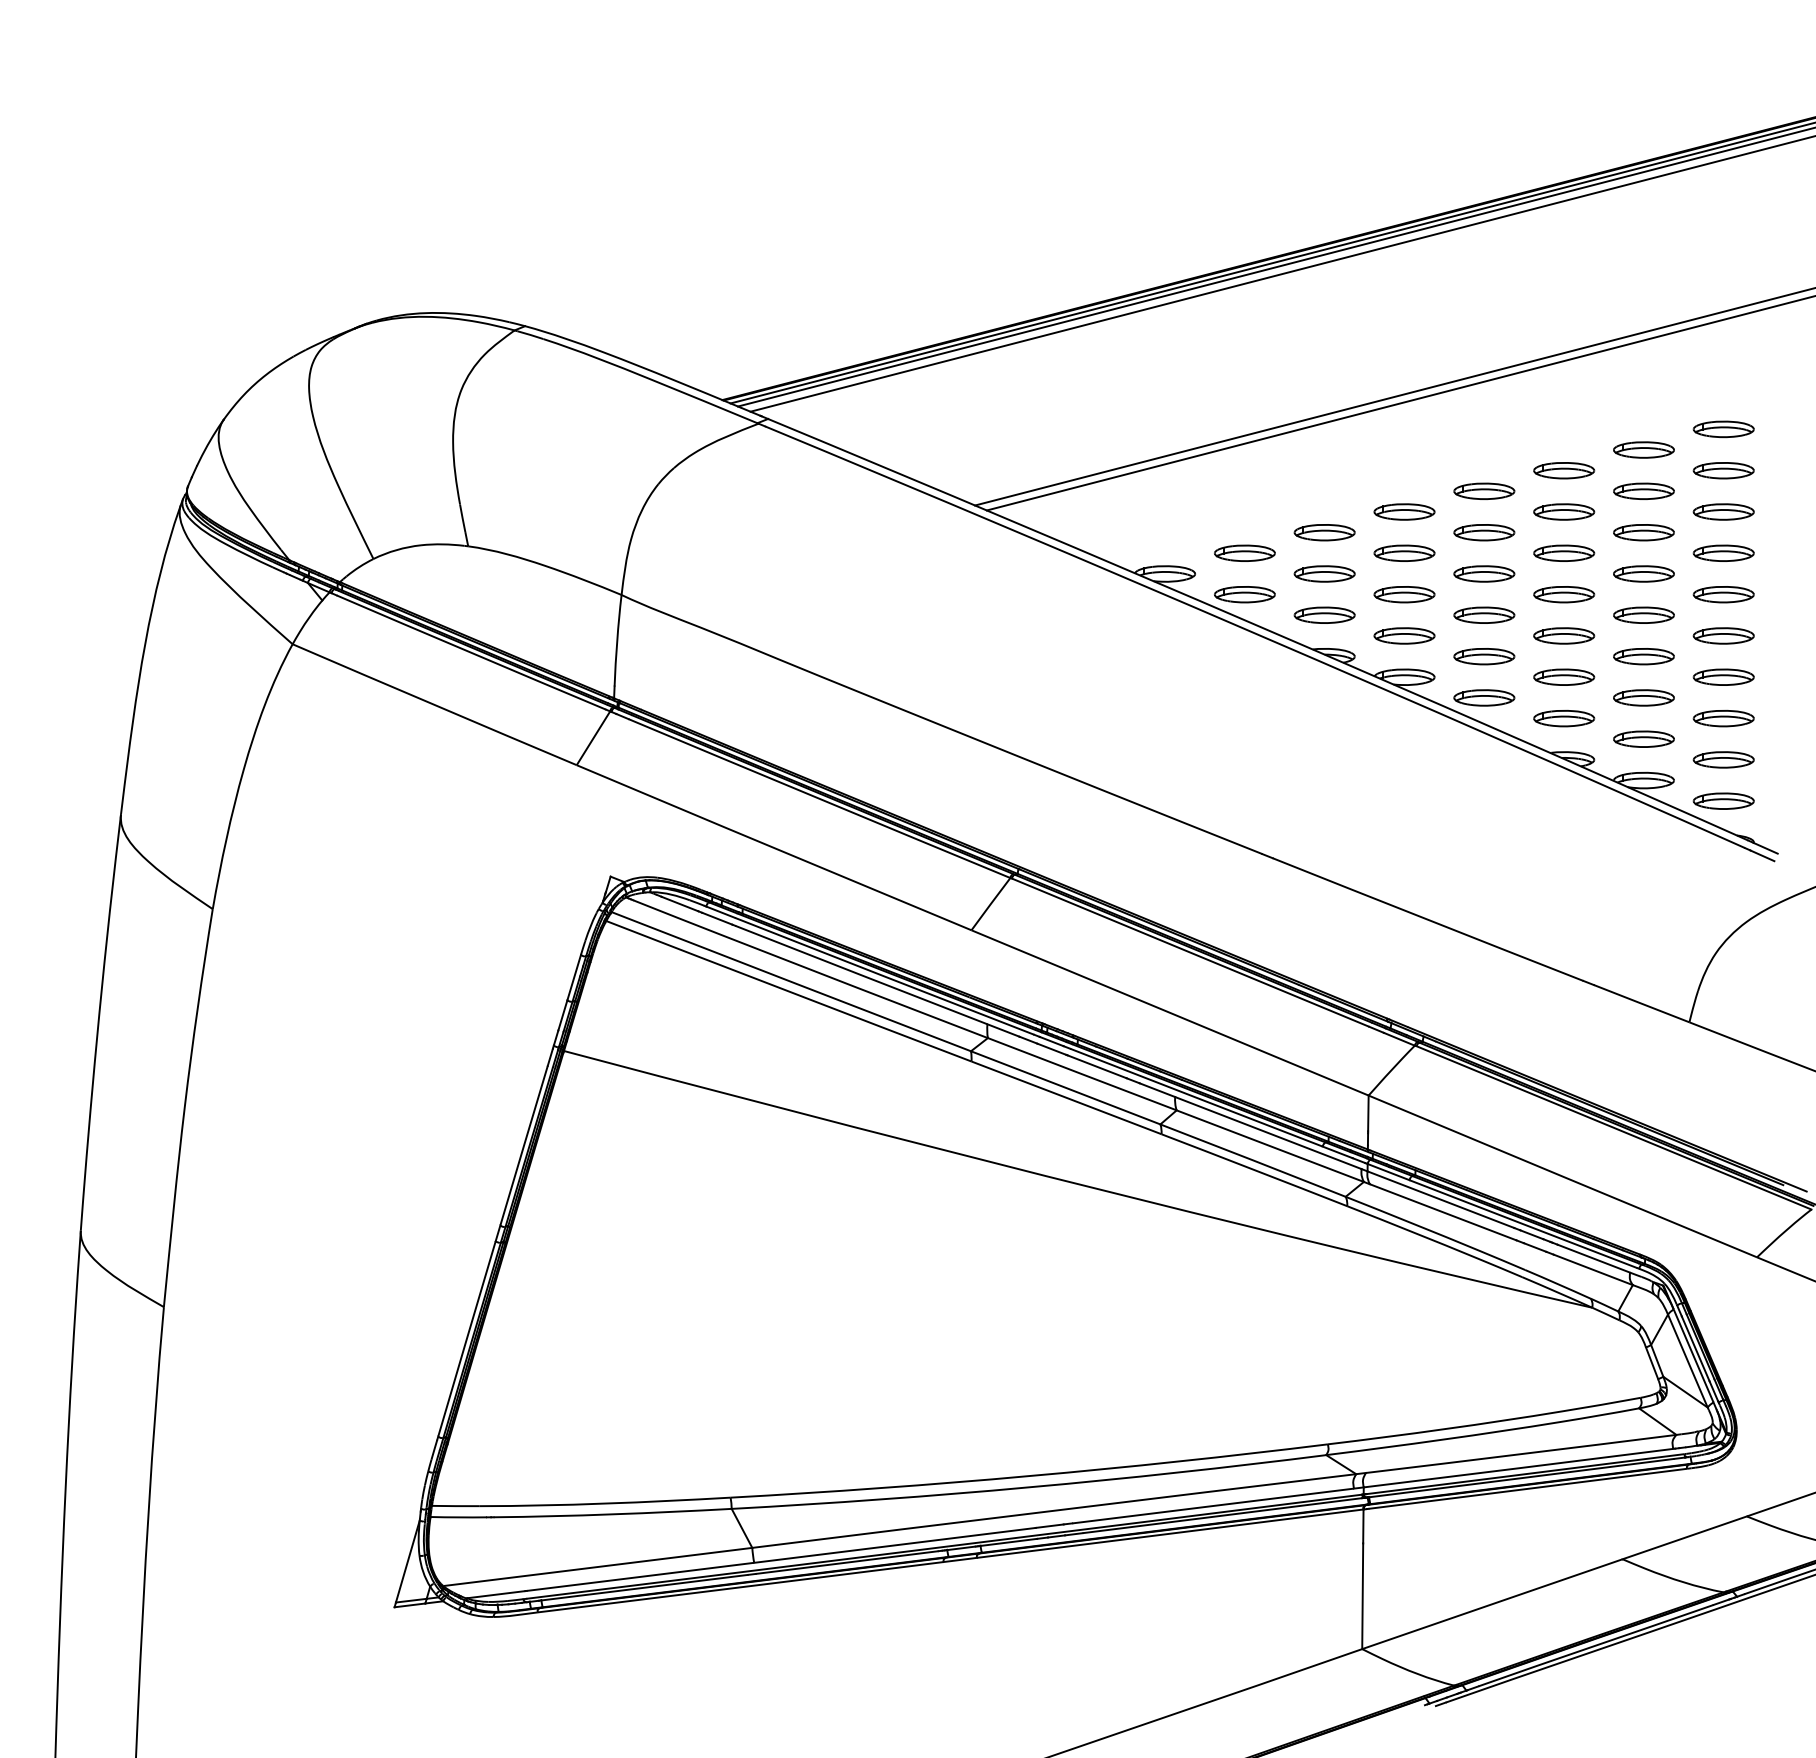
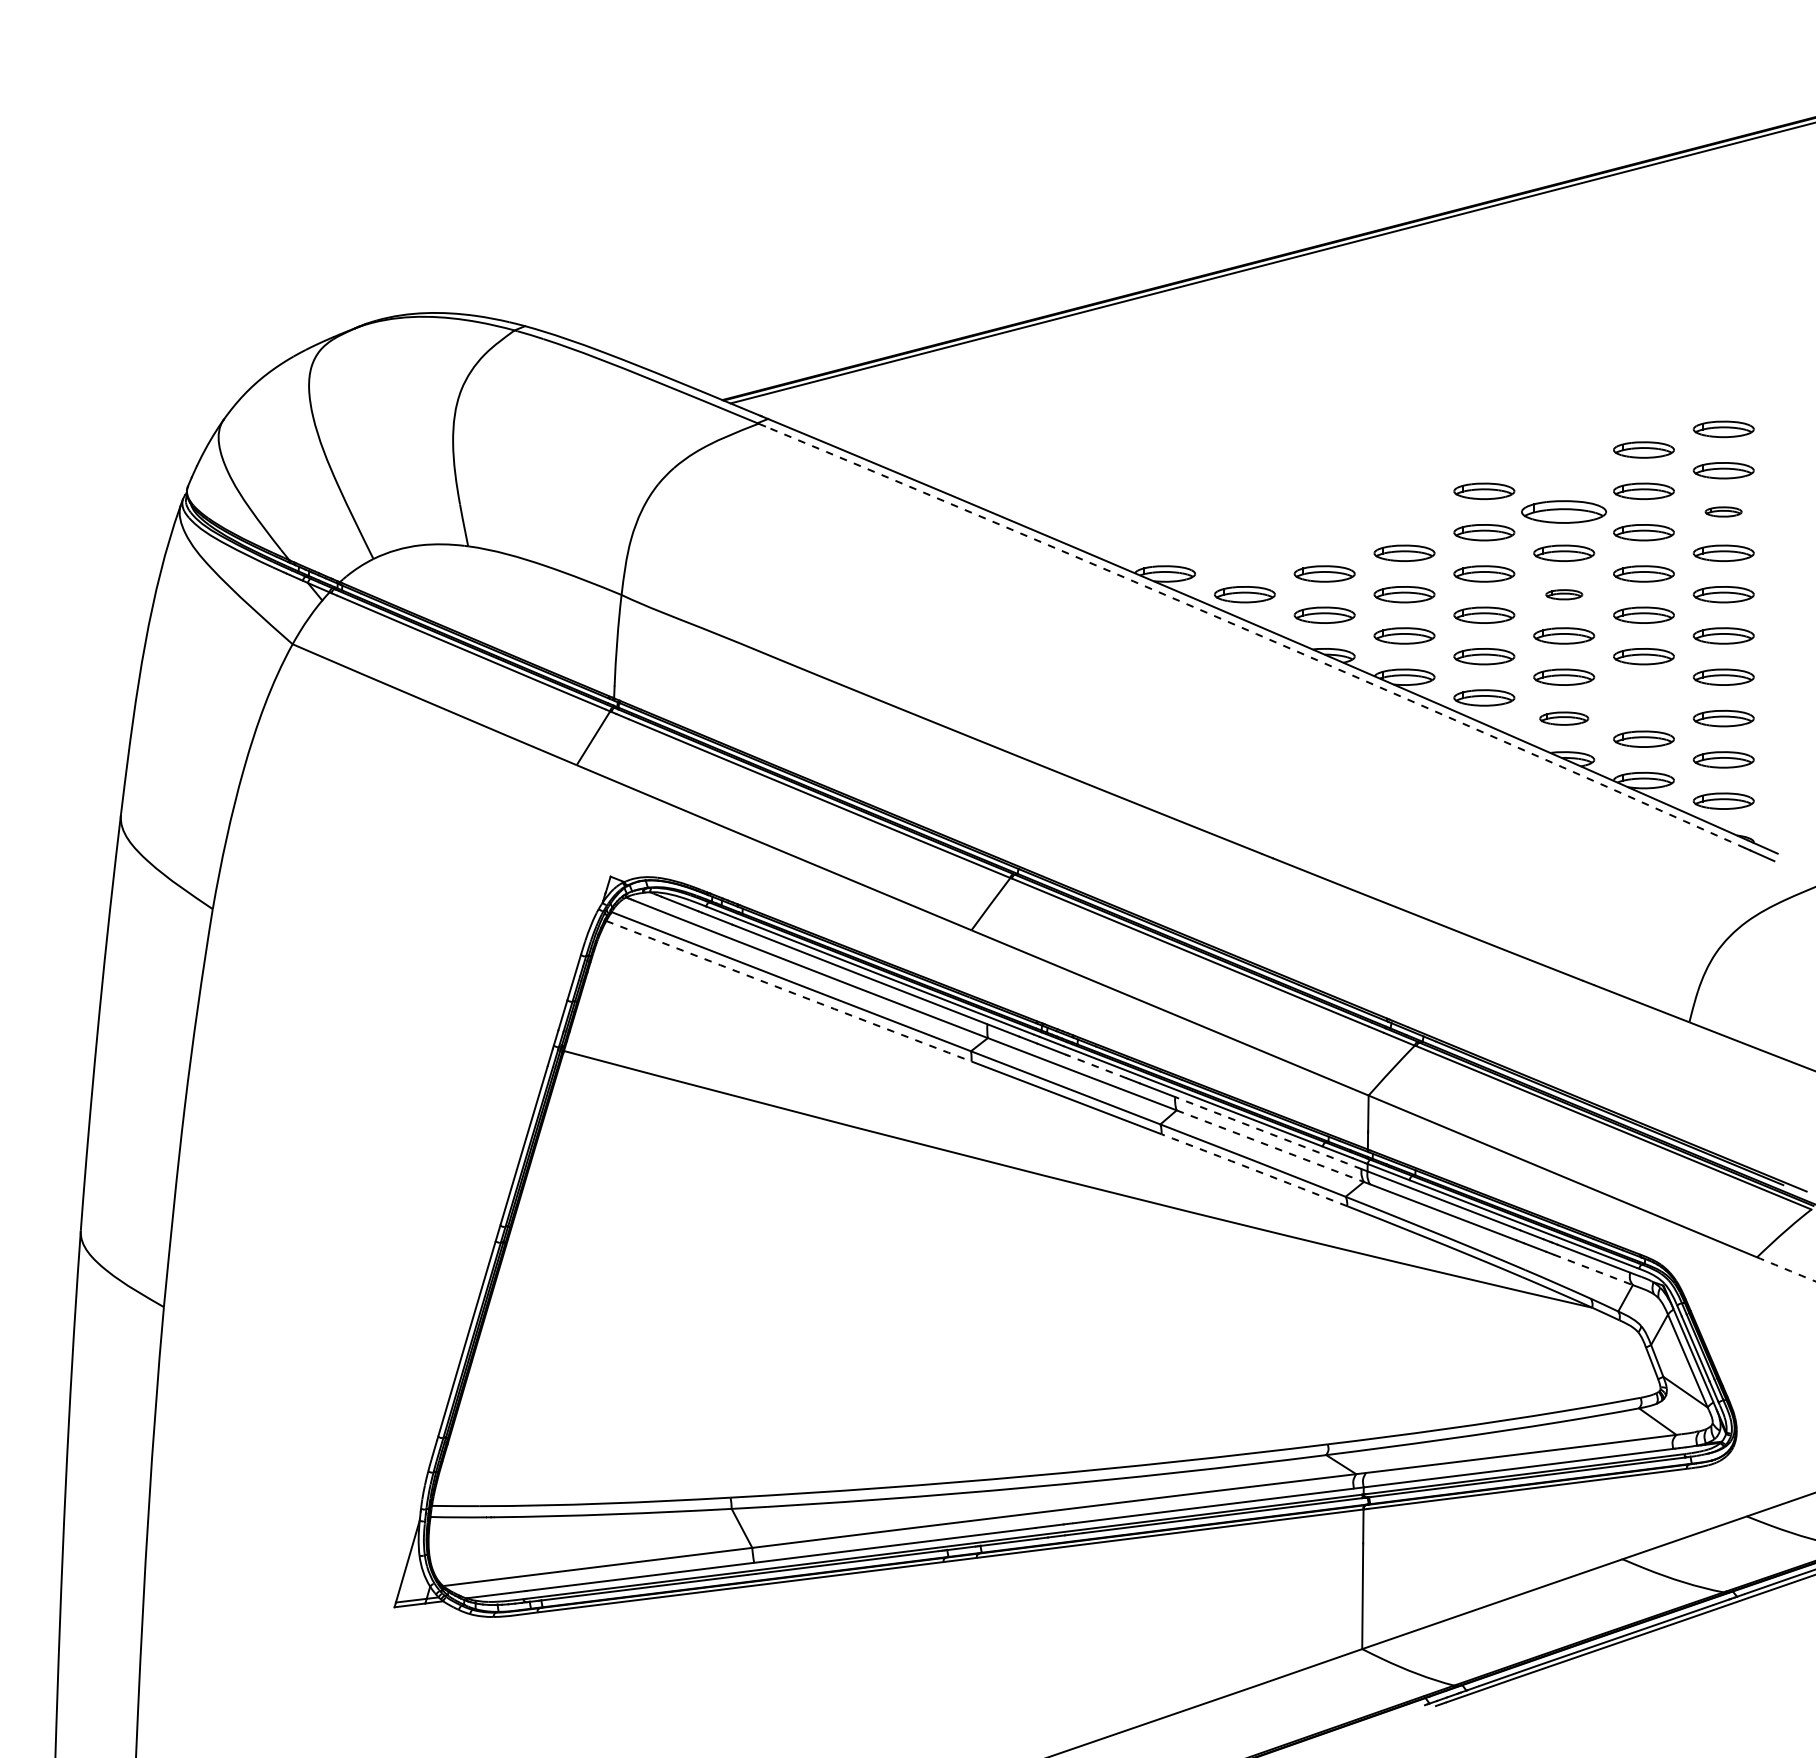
line: present -> none (1275, 267)
line: present -> none (1281, 273)
line: present -> none (1393, 396)
line: present -> none (1399, 403)
part: present -> none (1564, 470)
part: present -> none (1404, 511)
part size: 63x18 px -> 86x24 px (1563, 511)
part size: 63x18 px -> 39x12 px (1723, 511)
part: present -> none (1324, 532)
part: present -> none (1244, 552)
part size: 63x18 px -> 39x12 px (1564, 594)
arc: solid -> dashed (1256, 634)
part: present -> none (1643, 697)
part size: 63x18 px -> 51x15 px (1564, 718)
arc: solid -> dashed (788, 991)
line: solid -> dashed (1097, 1066)
line: solid -> dashed (1268, 1133)
line: solid -> dashed (1270, 1146)
arc: solid -> dashed (1254, 1170)
arc: solid -> dashed (1786, 1269)
line: solid -> dashed (1593, 1270)
